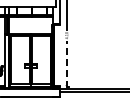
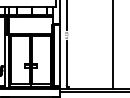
line: none -> present (112, 45)
line: none -> present (60, 55)
line: dashed -> solid (66, 63)
